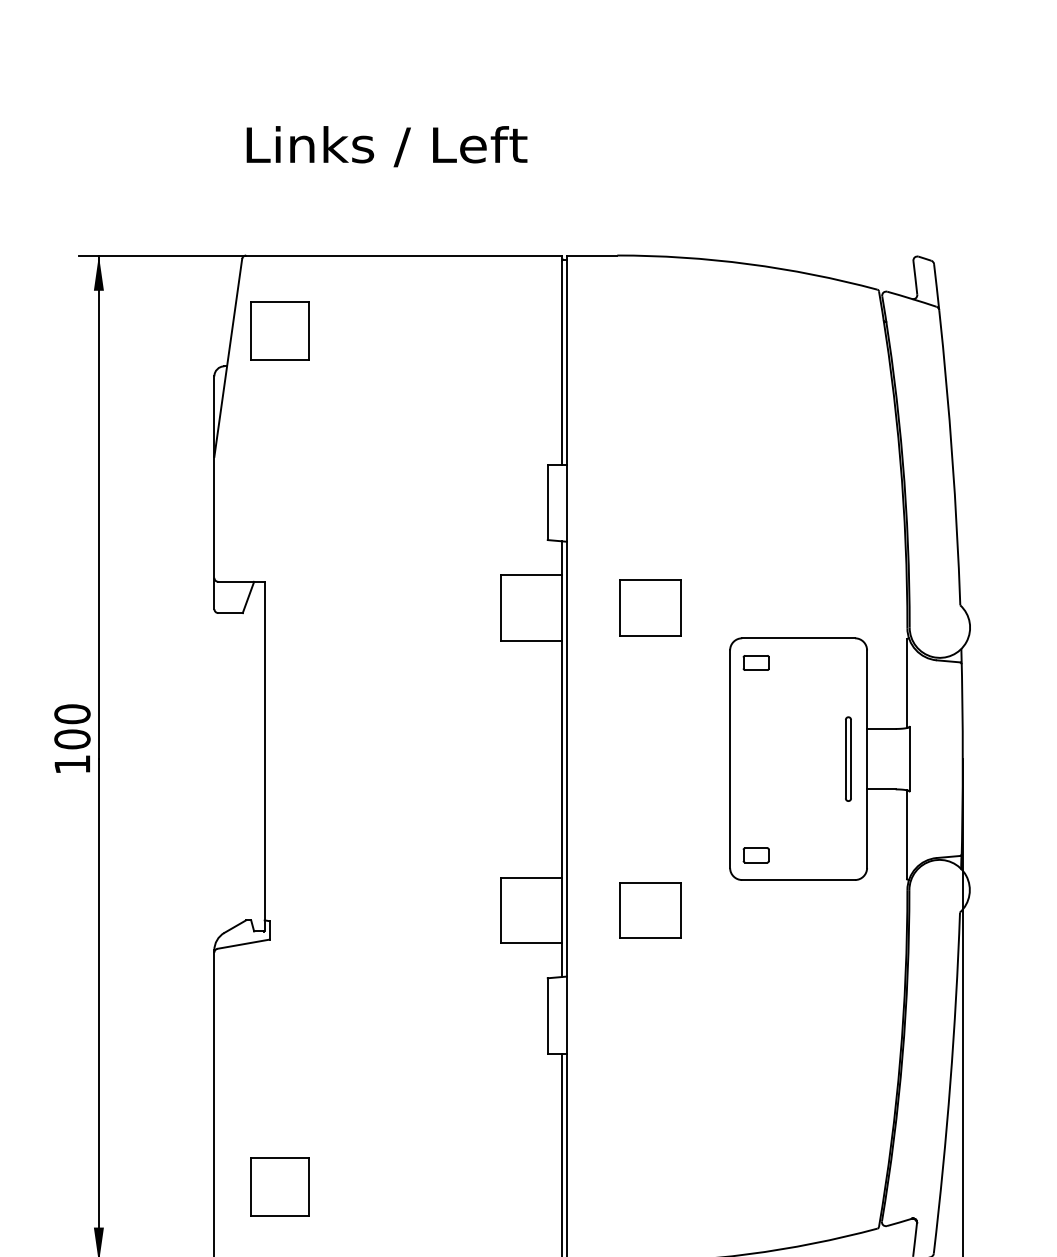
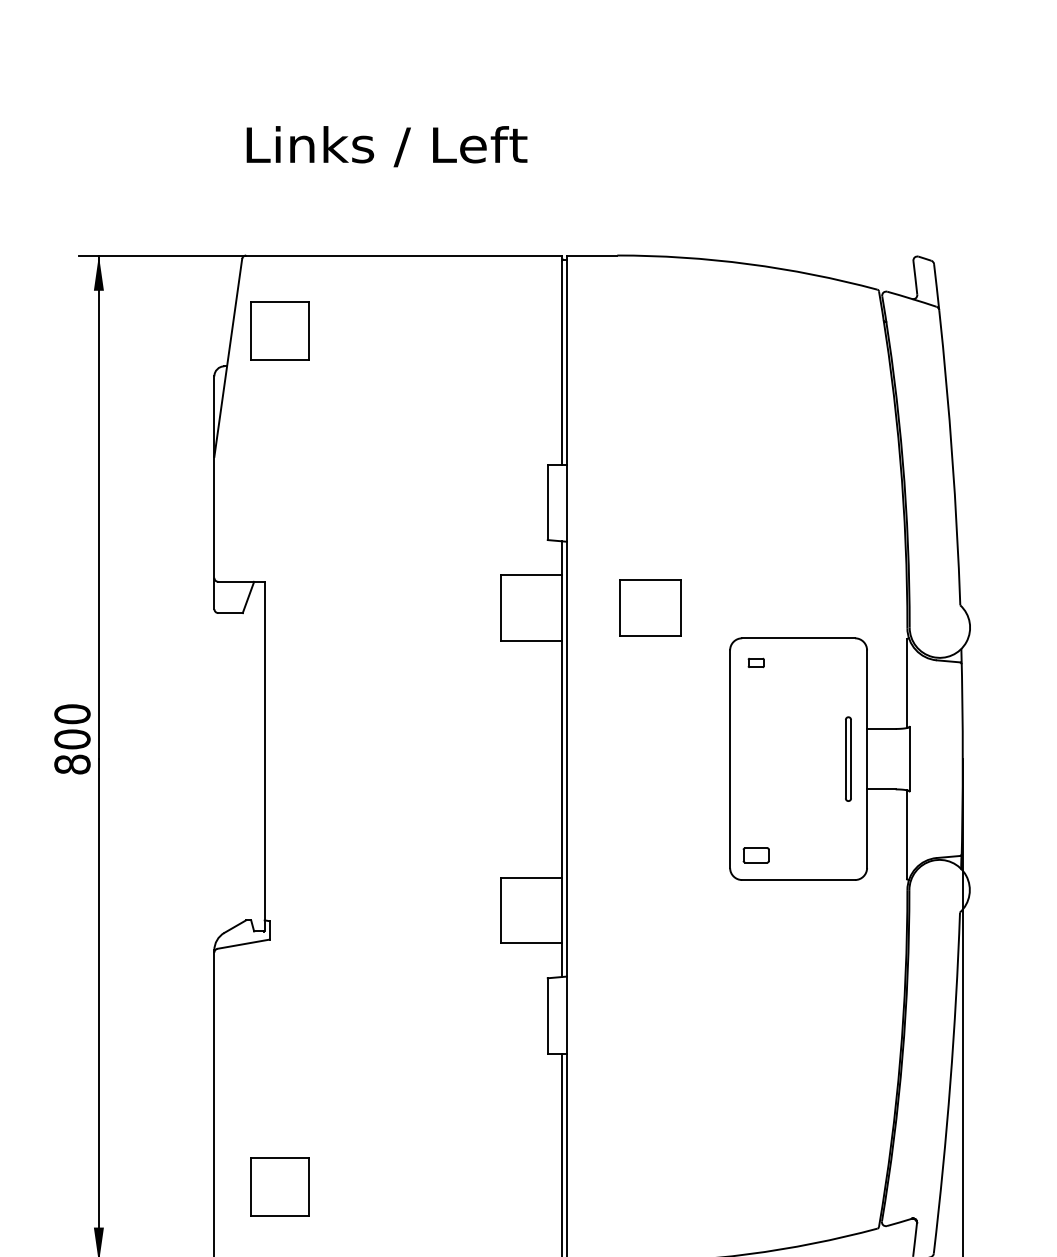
part size: 28x16 px -> 18x12 px (755, 662)
text: 100 -> 800 (72, 764)
part: present -> none (650, 910)
